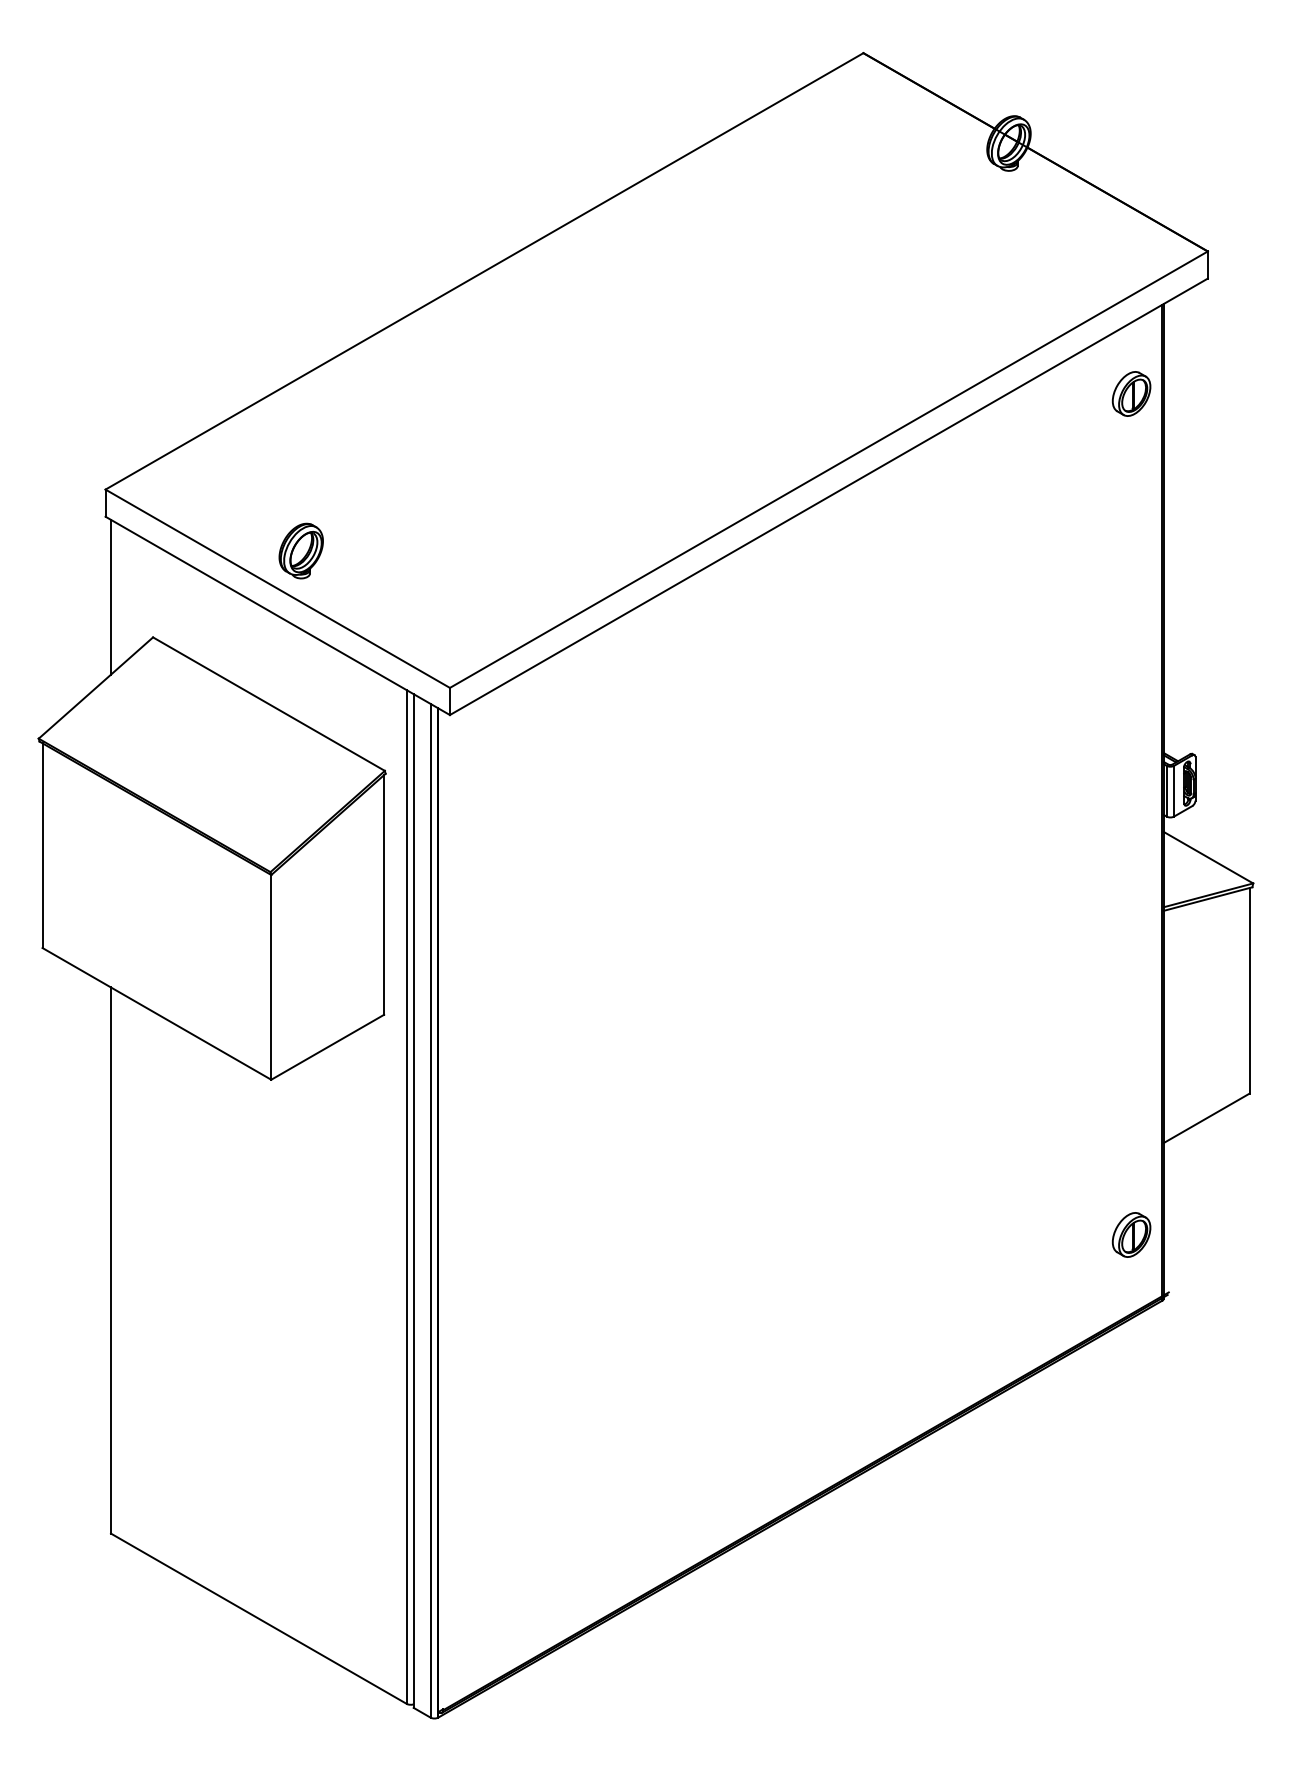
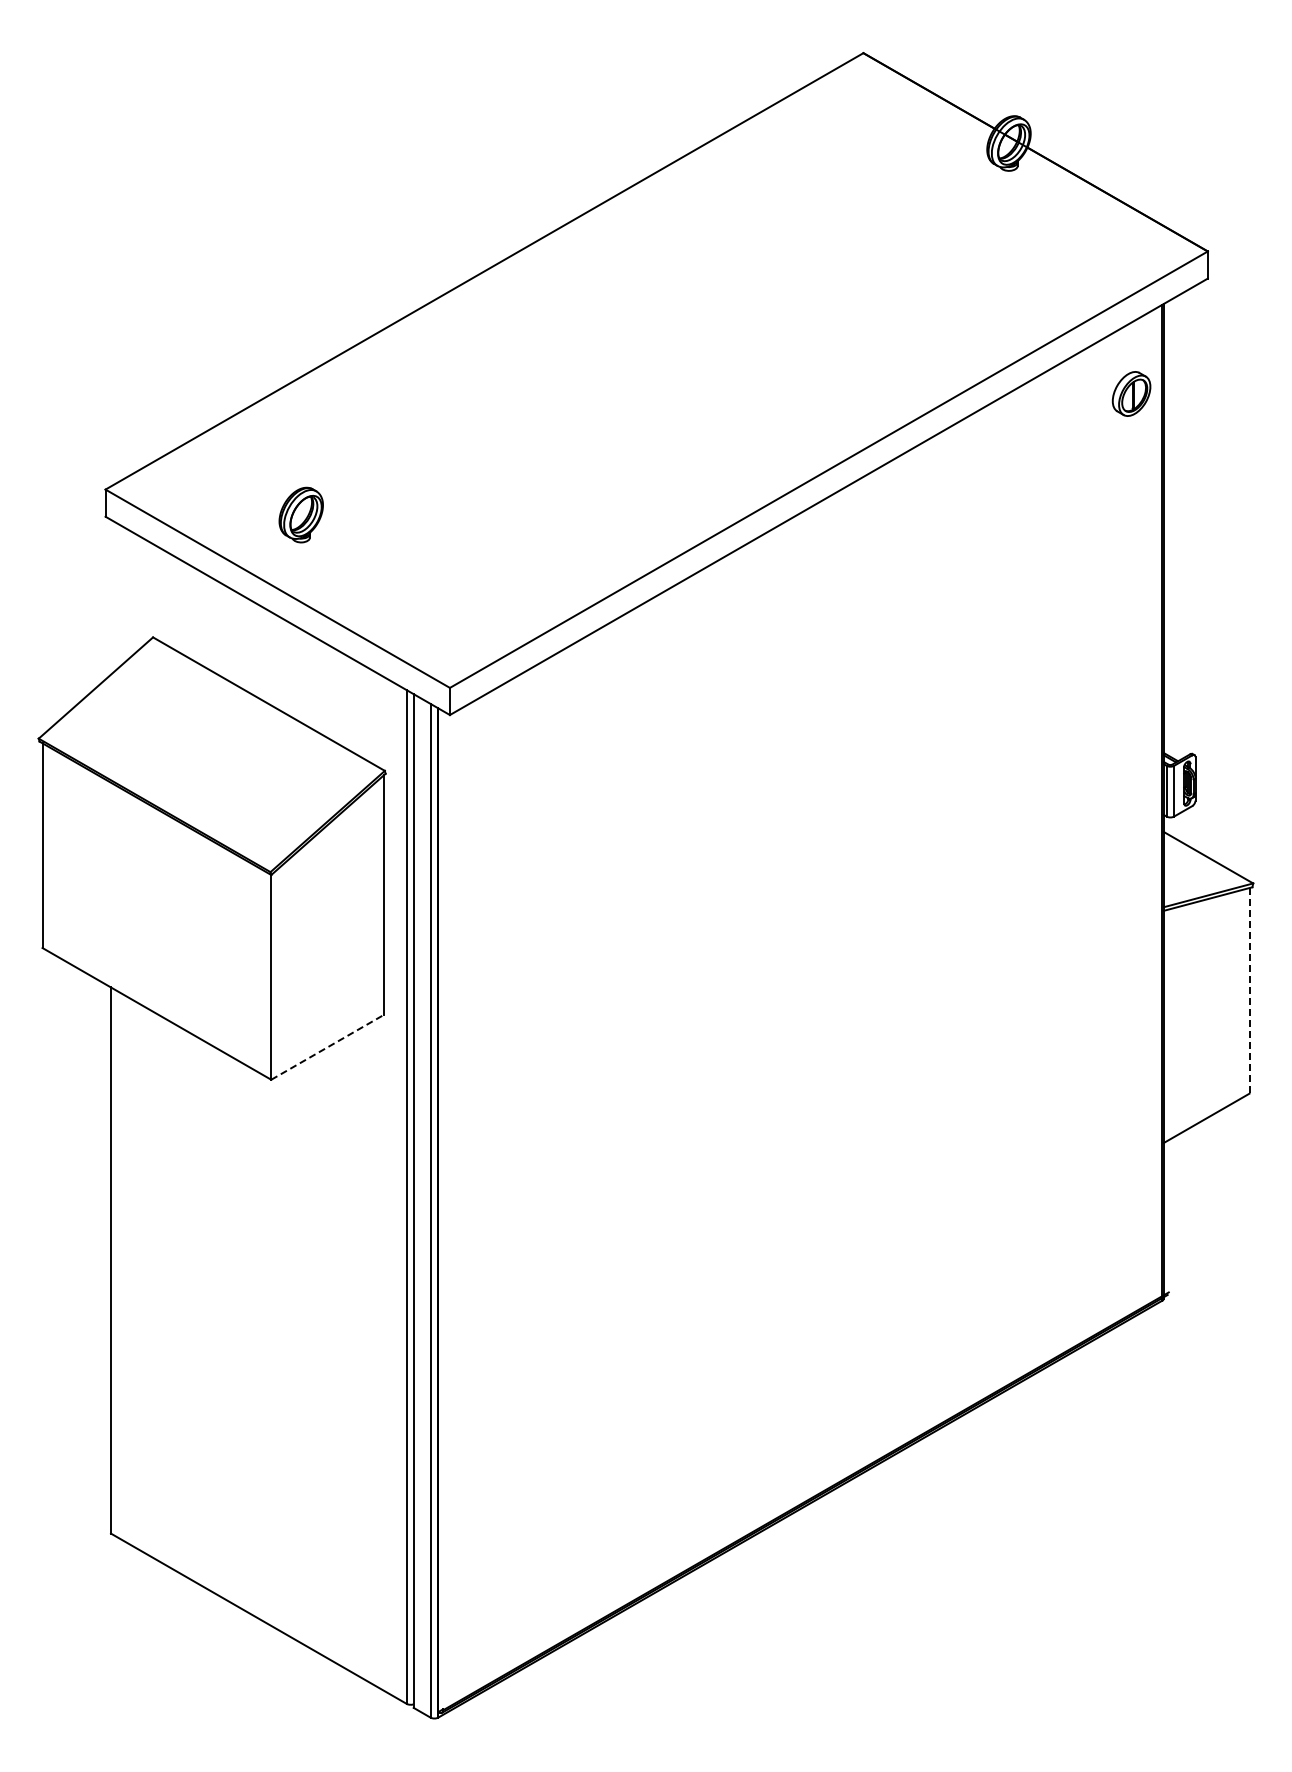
part position: (300, 550) -> (300, 514) (300, 514)
line: present -> none (110, 596)
line: solid -> dashed (1249, 990)
line: solid -> dashed (328, 1047)
part: present -> none (1131, 1234)
